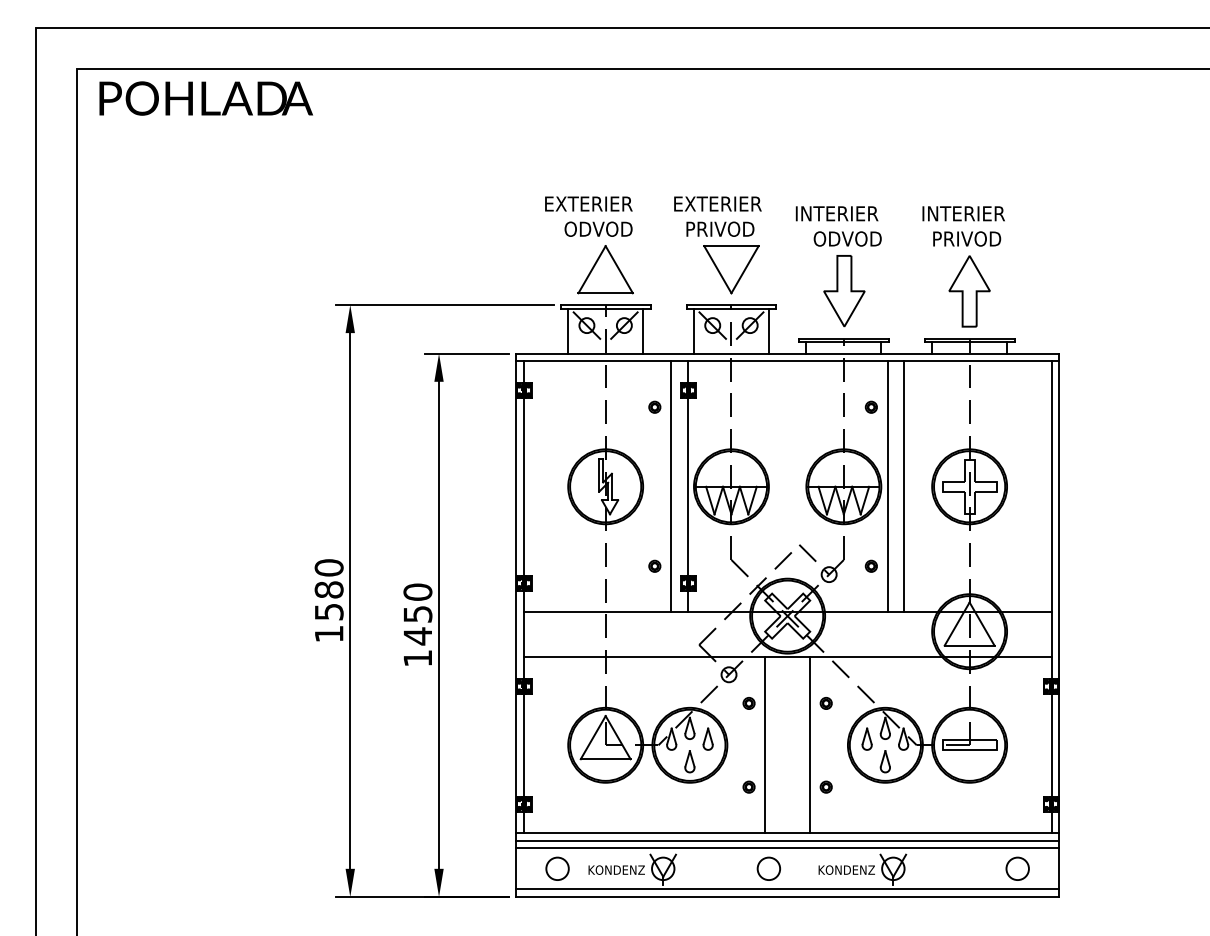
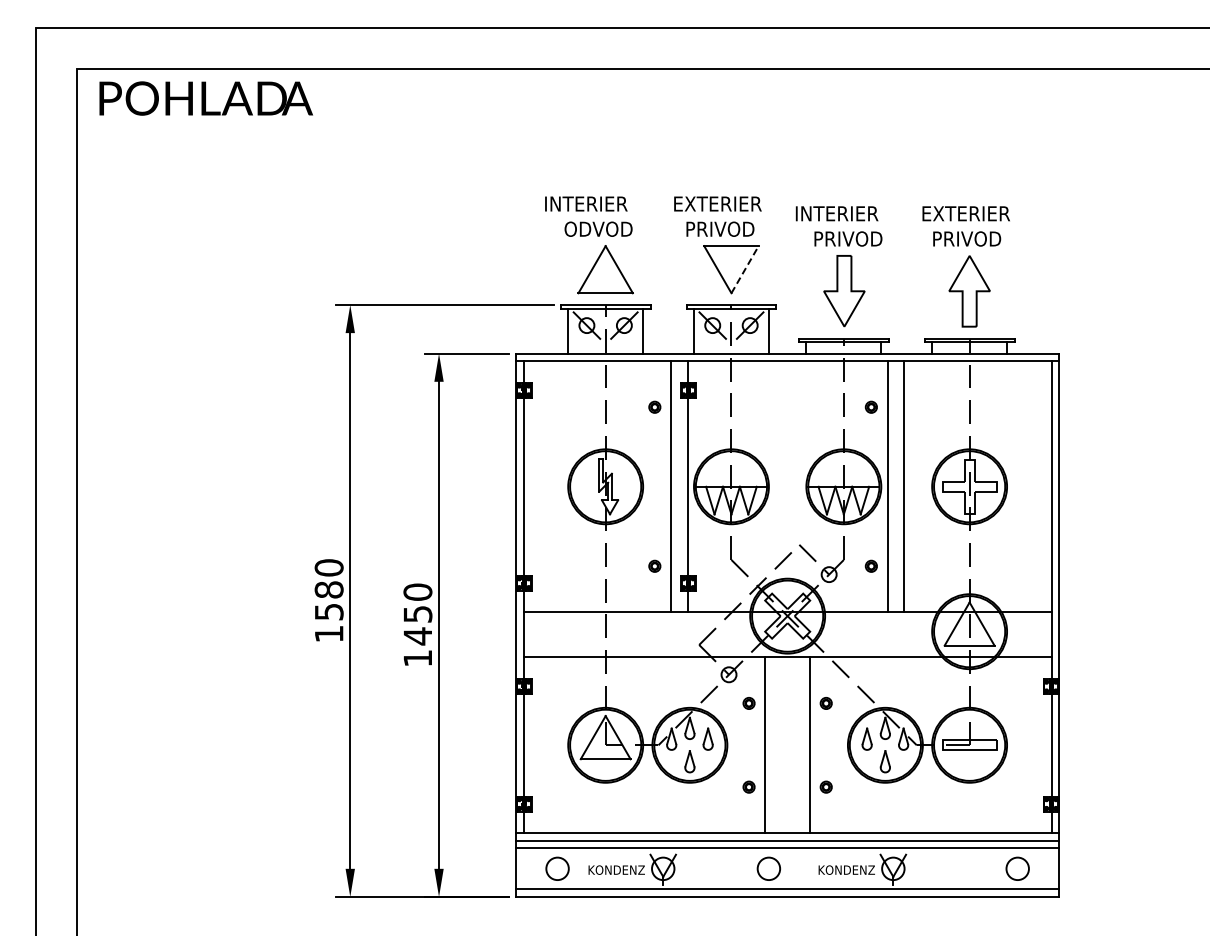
text: EXTERIER -> INTERIER (589, 203)
text: INTERIER -> EXTERIER (966, 213)
text: ODVOD -> PRIVOD (847, 238)
line: solid -> dashed (745, 269)
